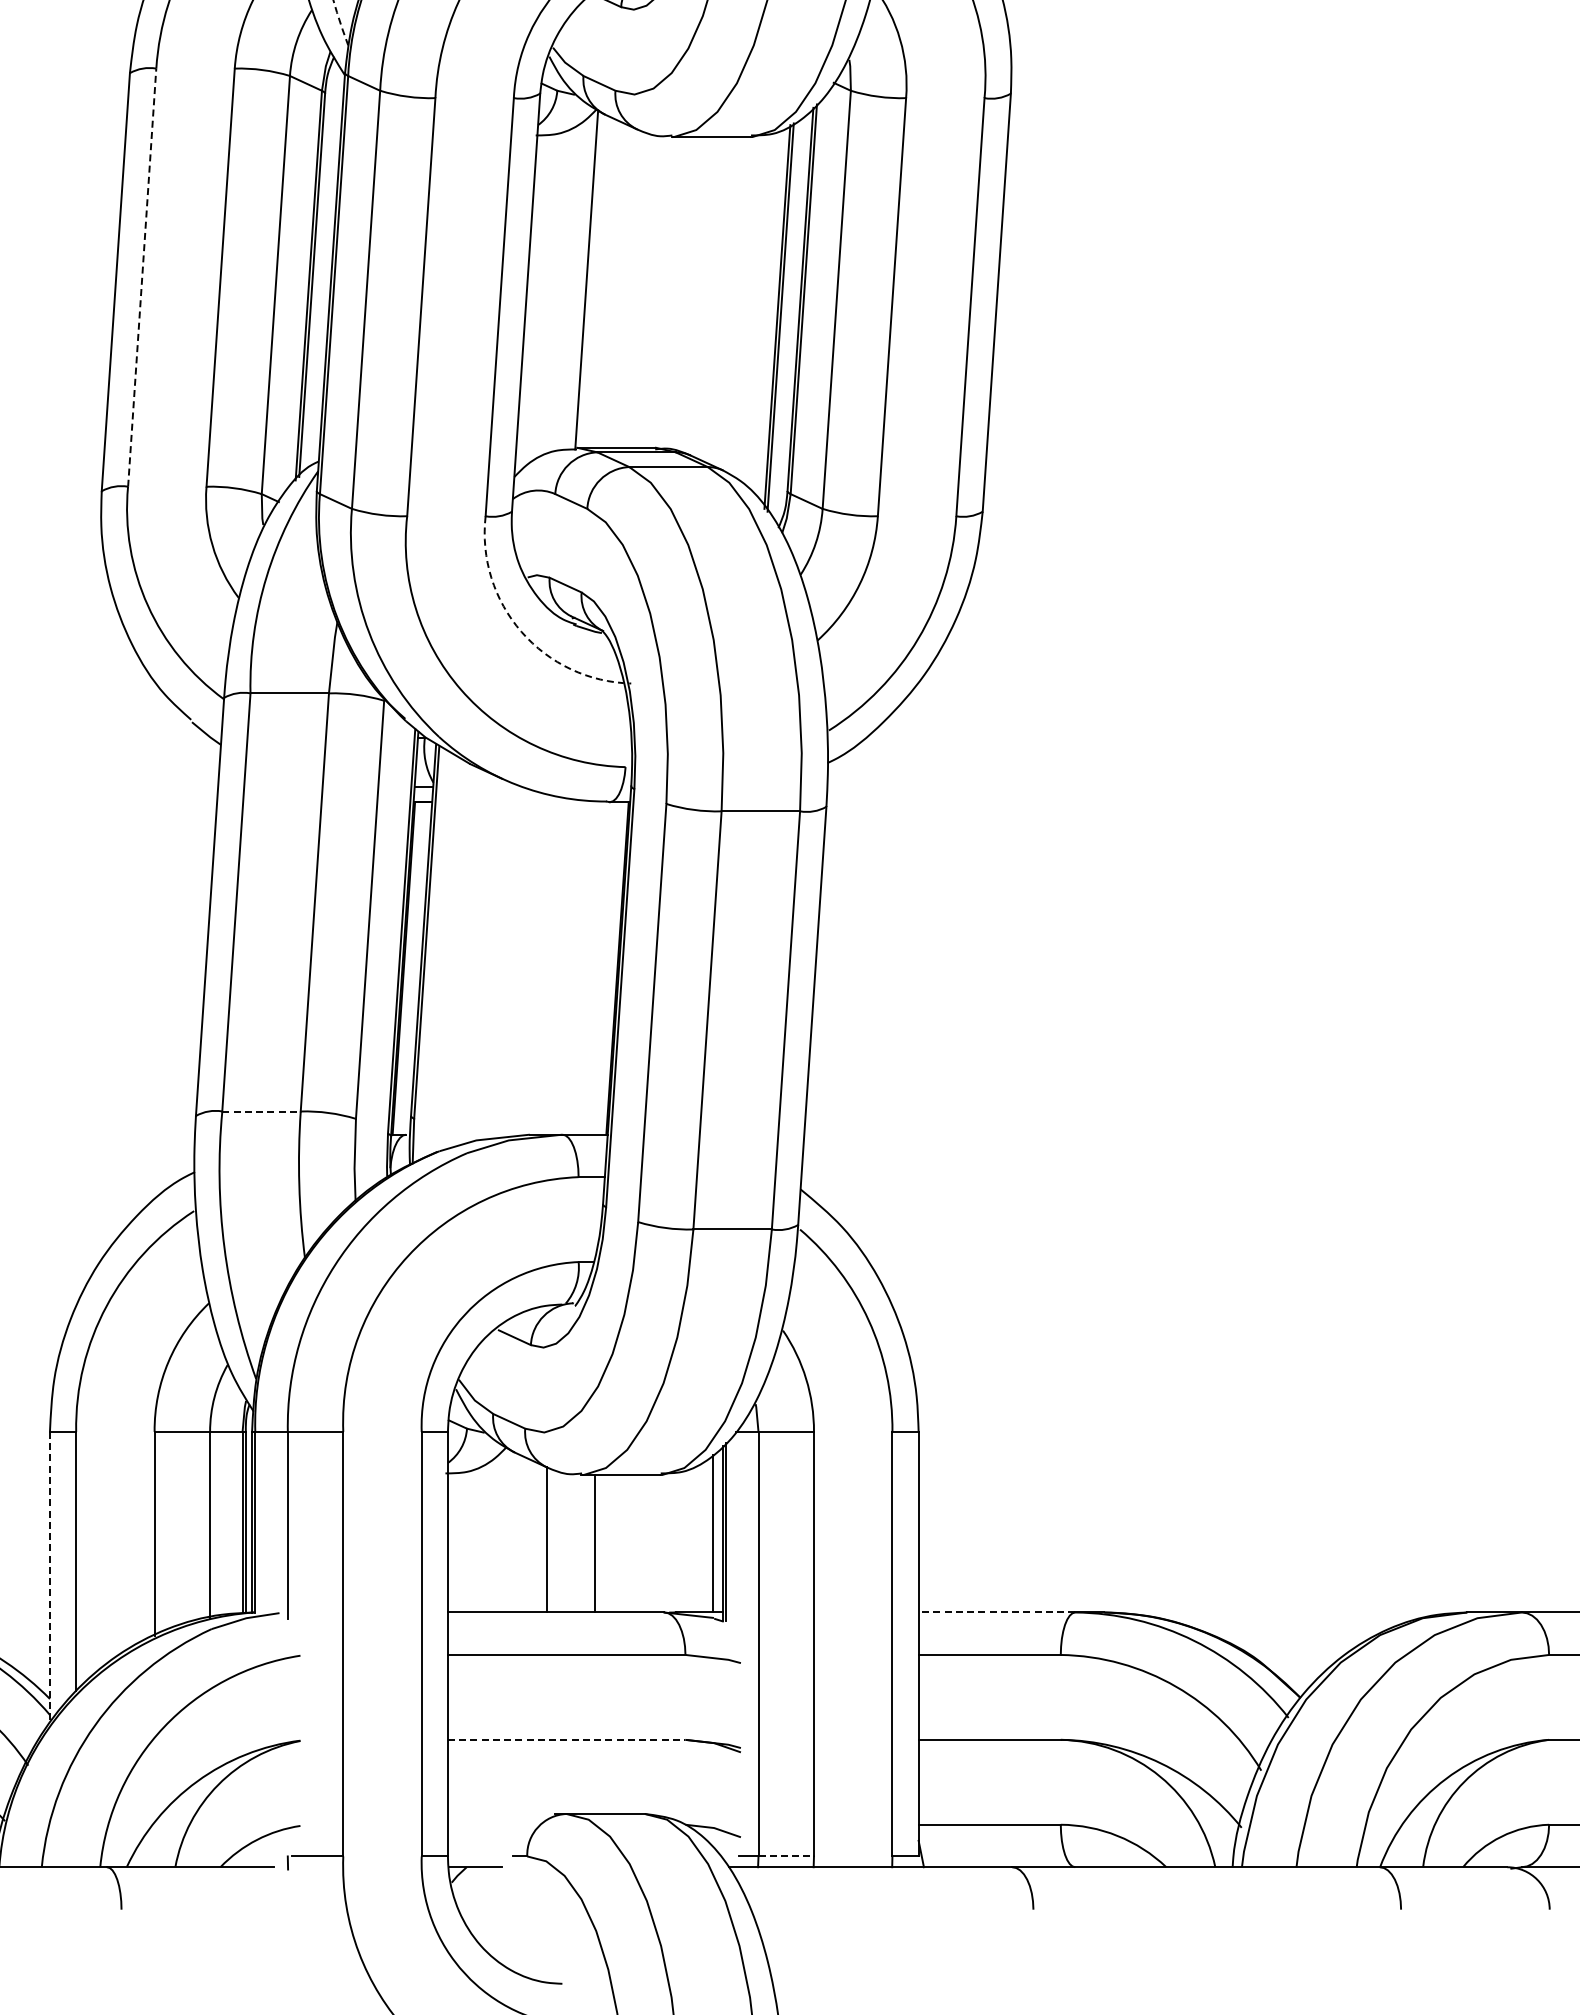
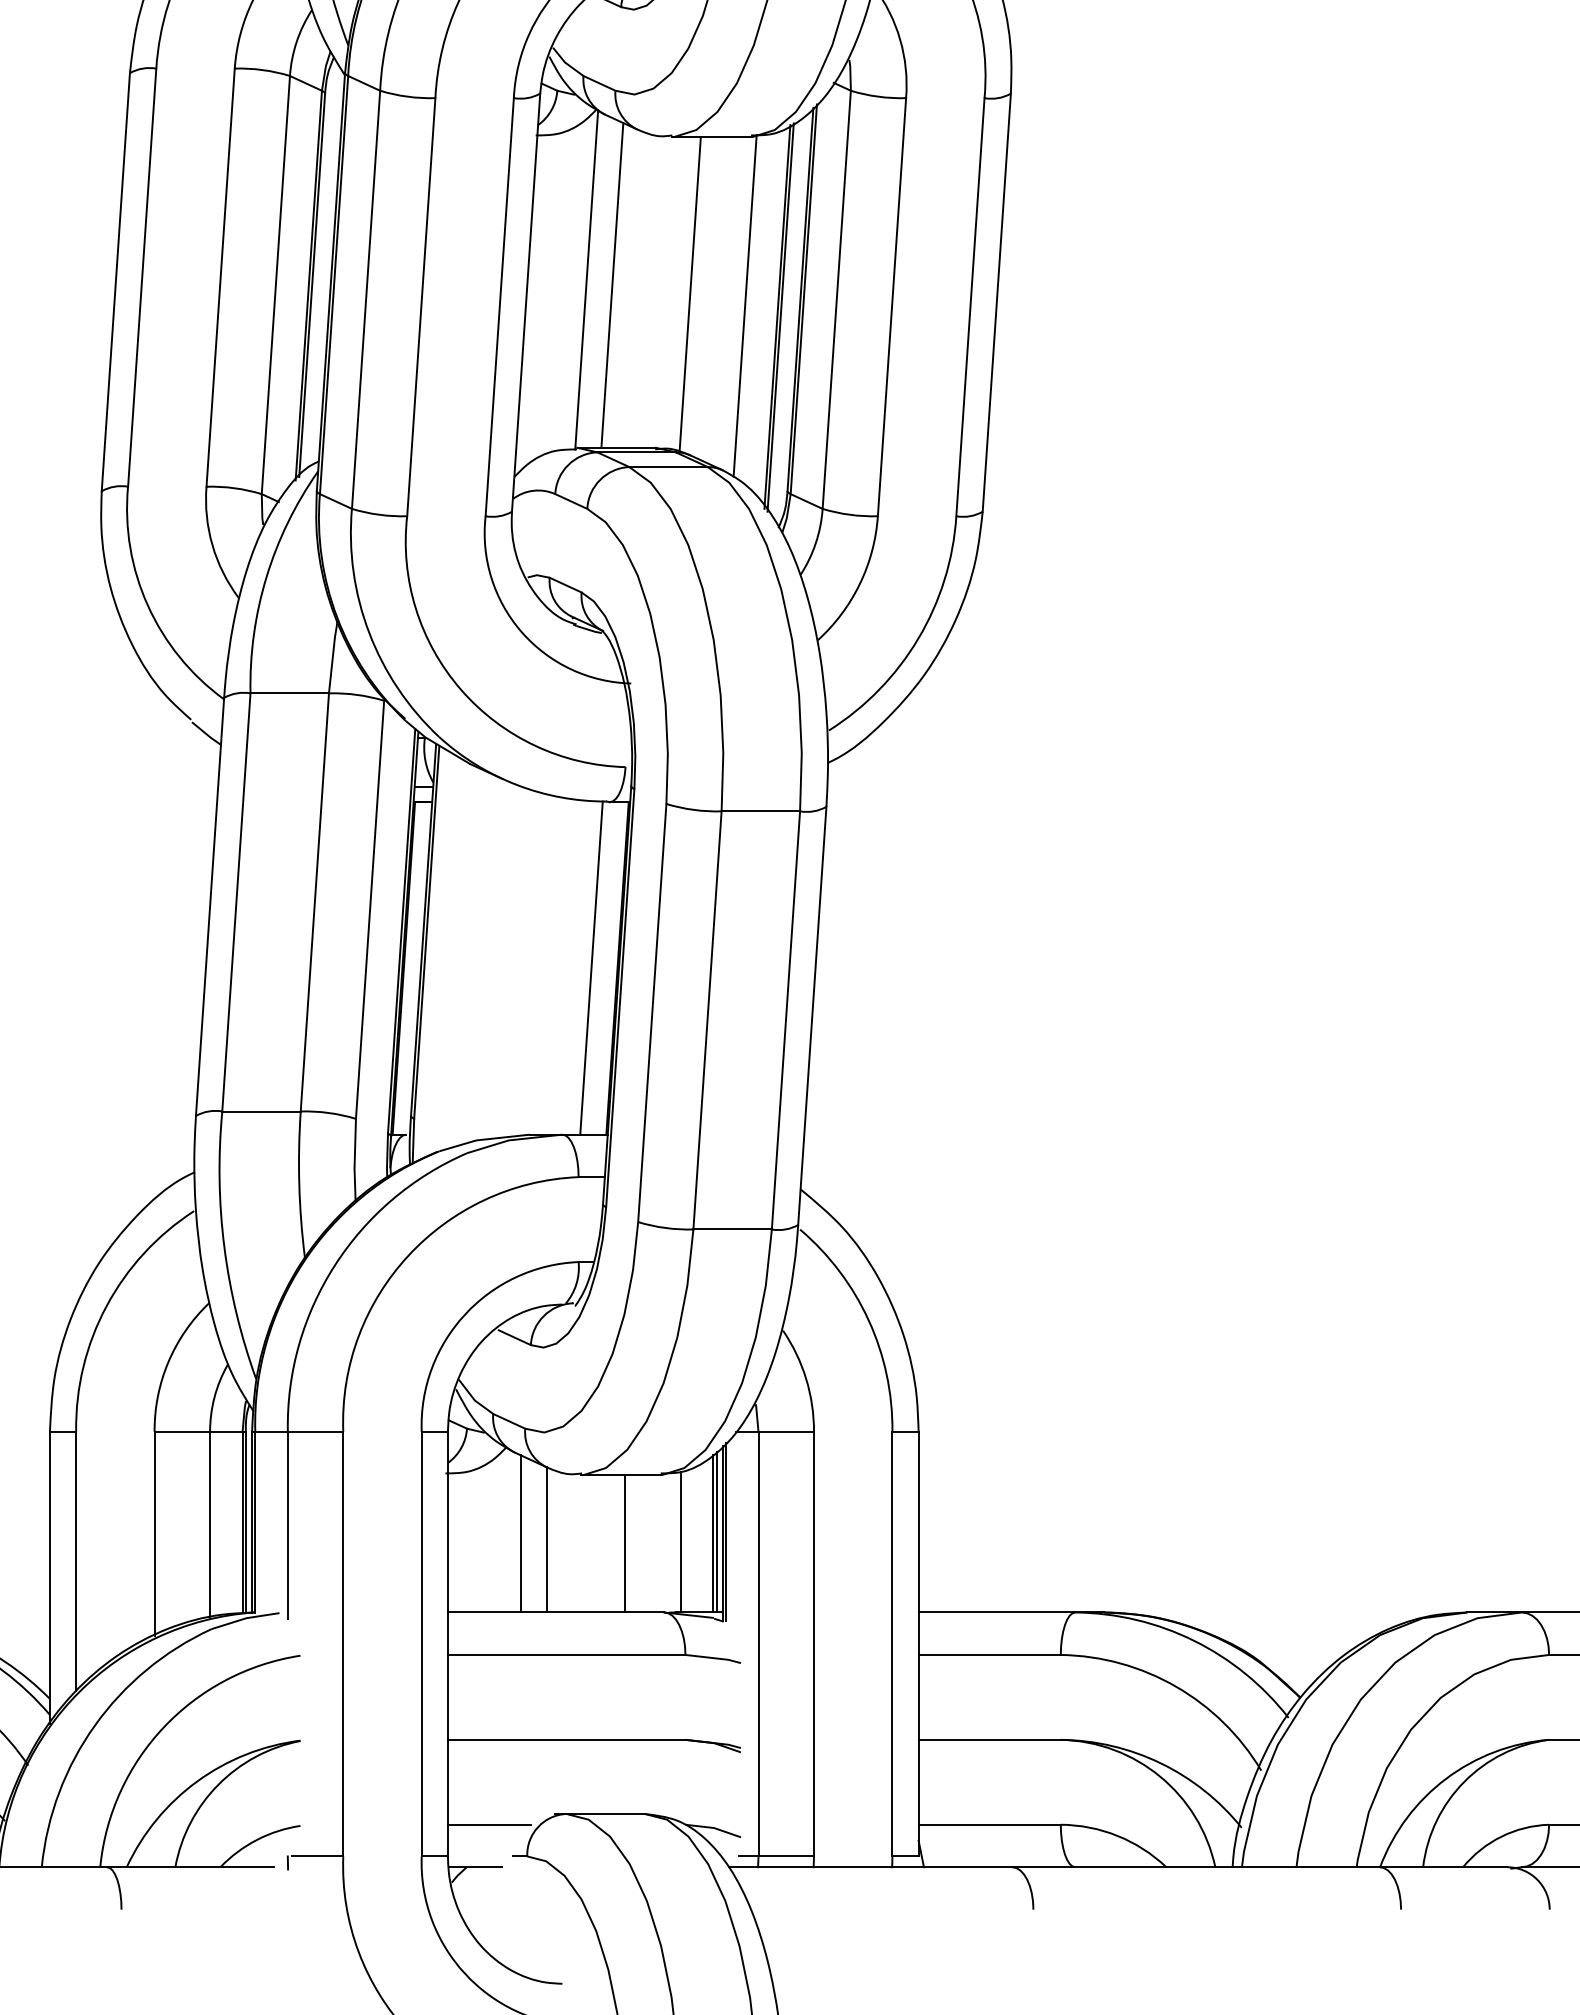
arc: dashed -> solid (340, 23)
line: dashed -> solid (142, 277)
line: none -> present (612, 285)
line: none -> present (689, 294)
line: none -> present (744, 305)
arc: dashed -> solid (521, 631)
line: none -> present (591, 967)
line: dashed -> solid (262, 1111)
line: none -> present (716, 1532)
line: none -> present (520, 1533)
line: none -> present (680, 1542)
line position: (595, 1543) -> (625, 1543) (625, 1543)
line: dashed -> solid (49, 1578)
line: dashed -> solid (996, 1612)
line: dashed -> solid (566, 1739)
line: none -> present (488, 1824)
line: dashed -> solid (786, 1856)
